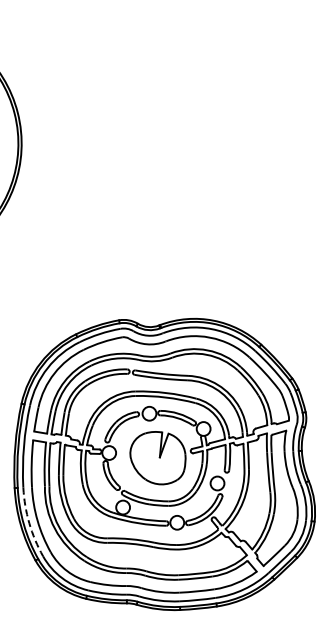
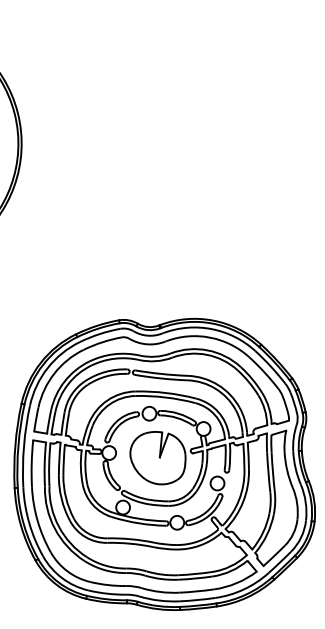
arc: dashed -> solid (29, 523)
